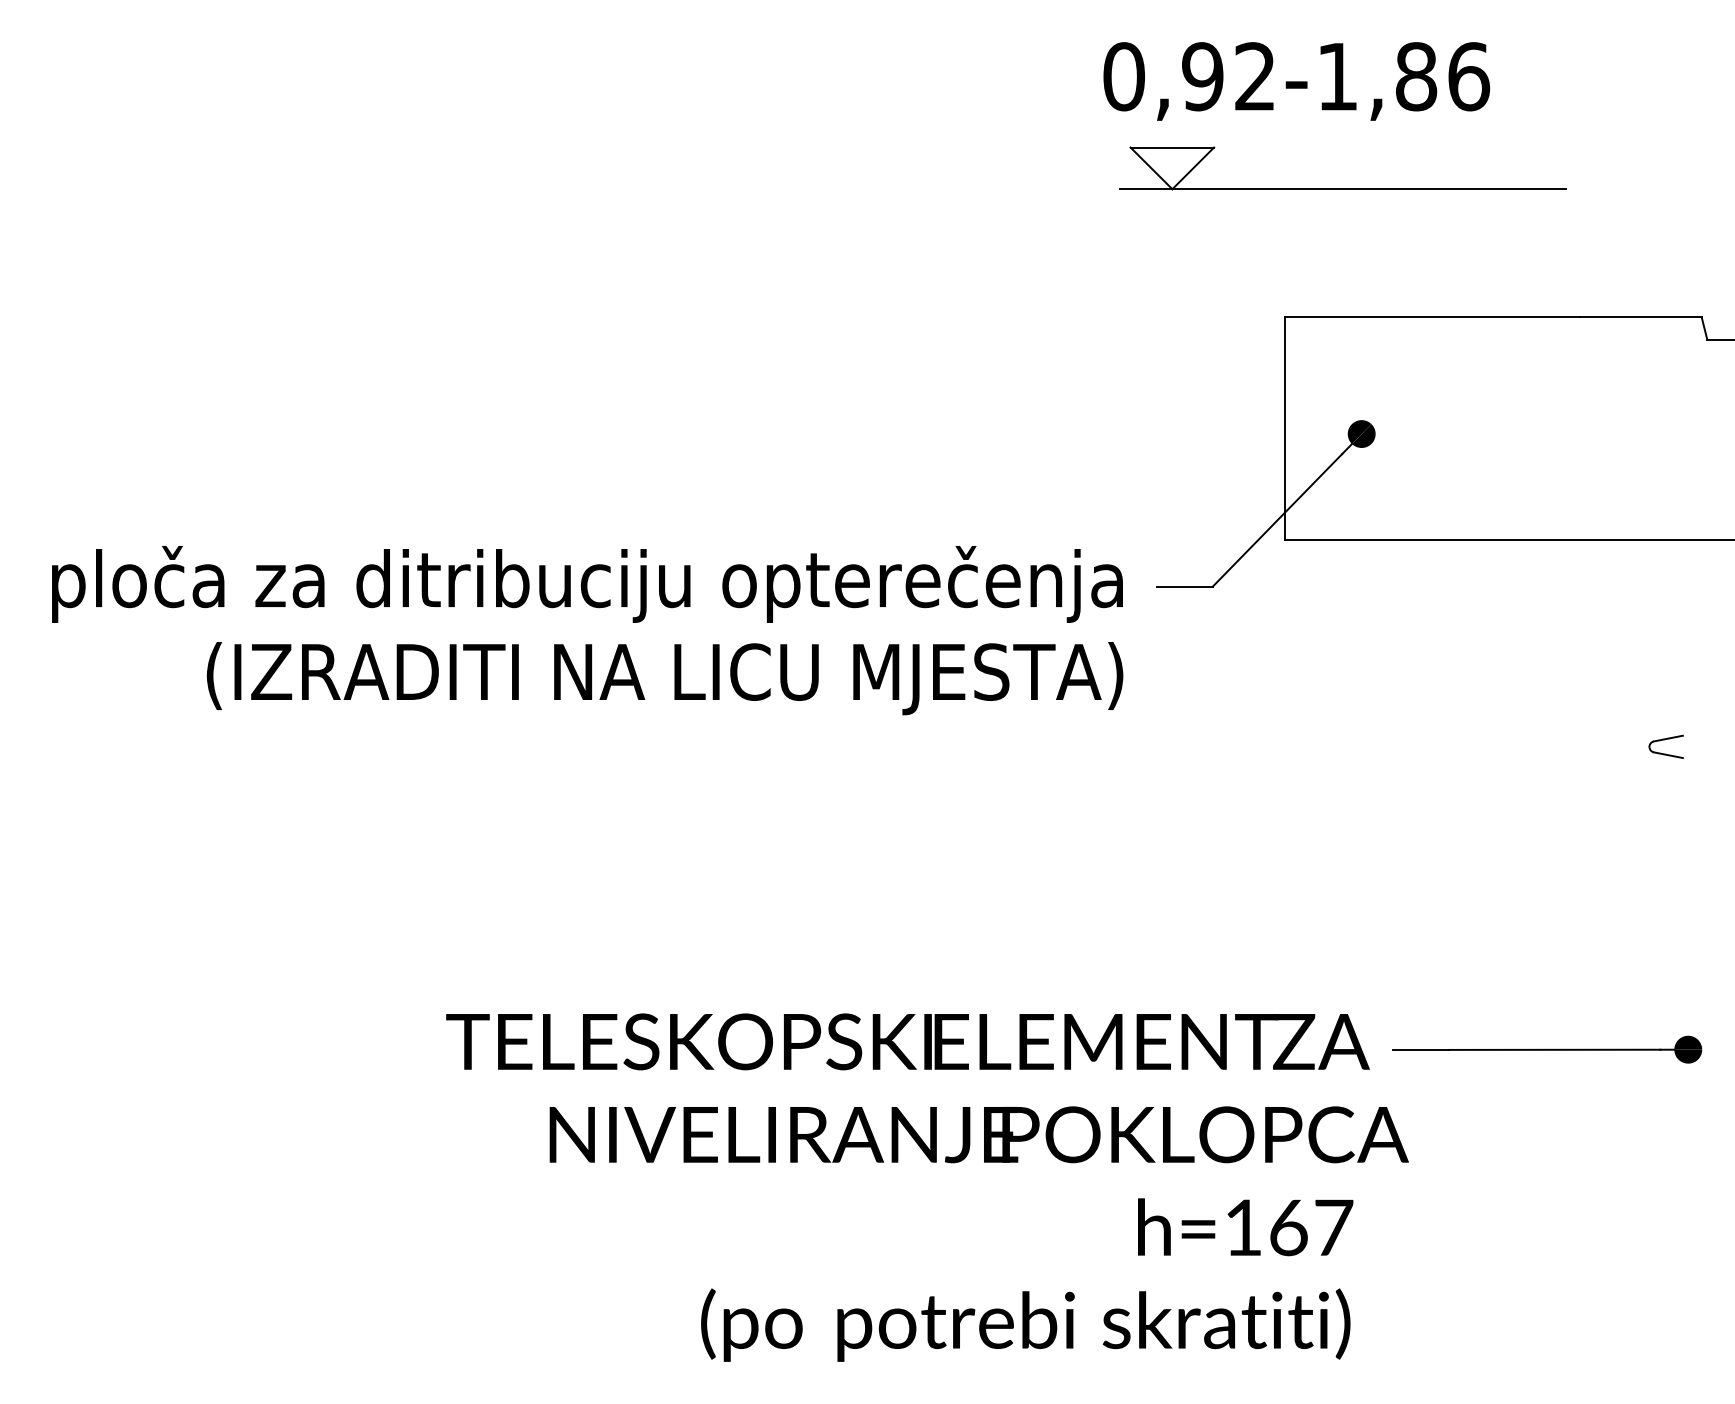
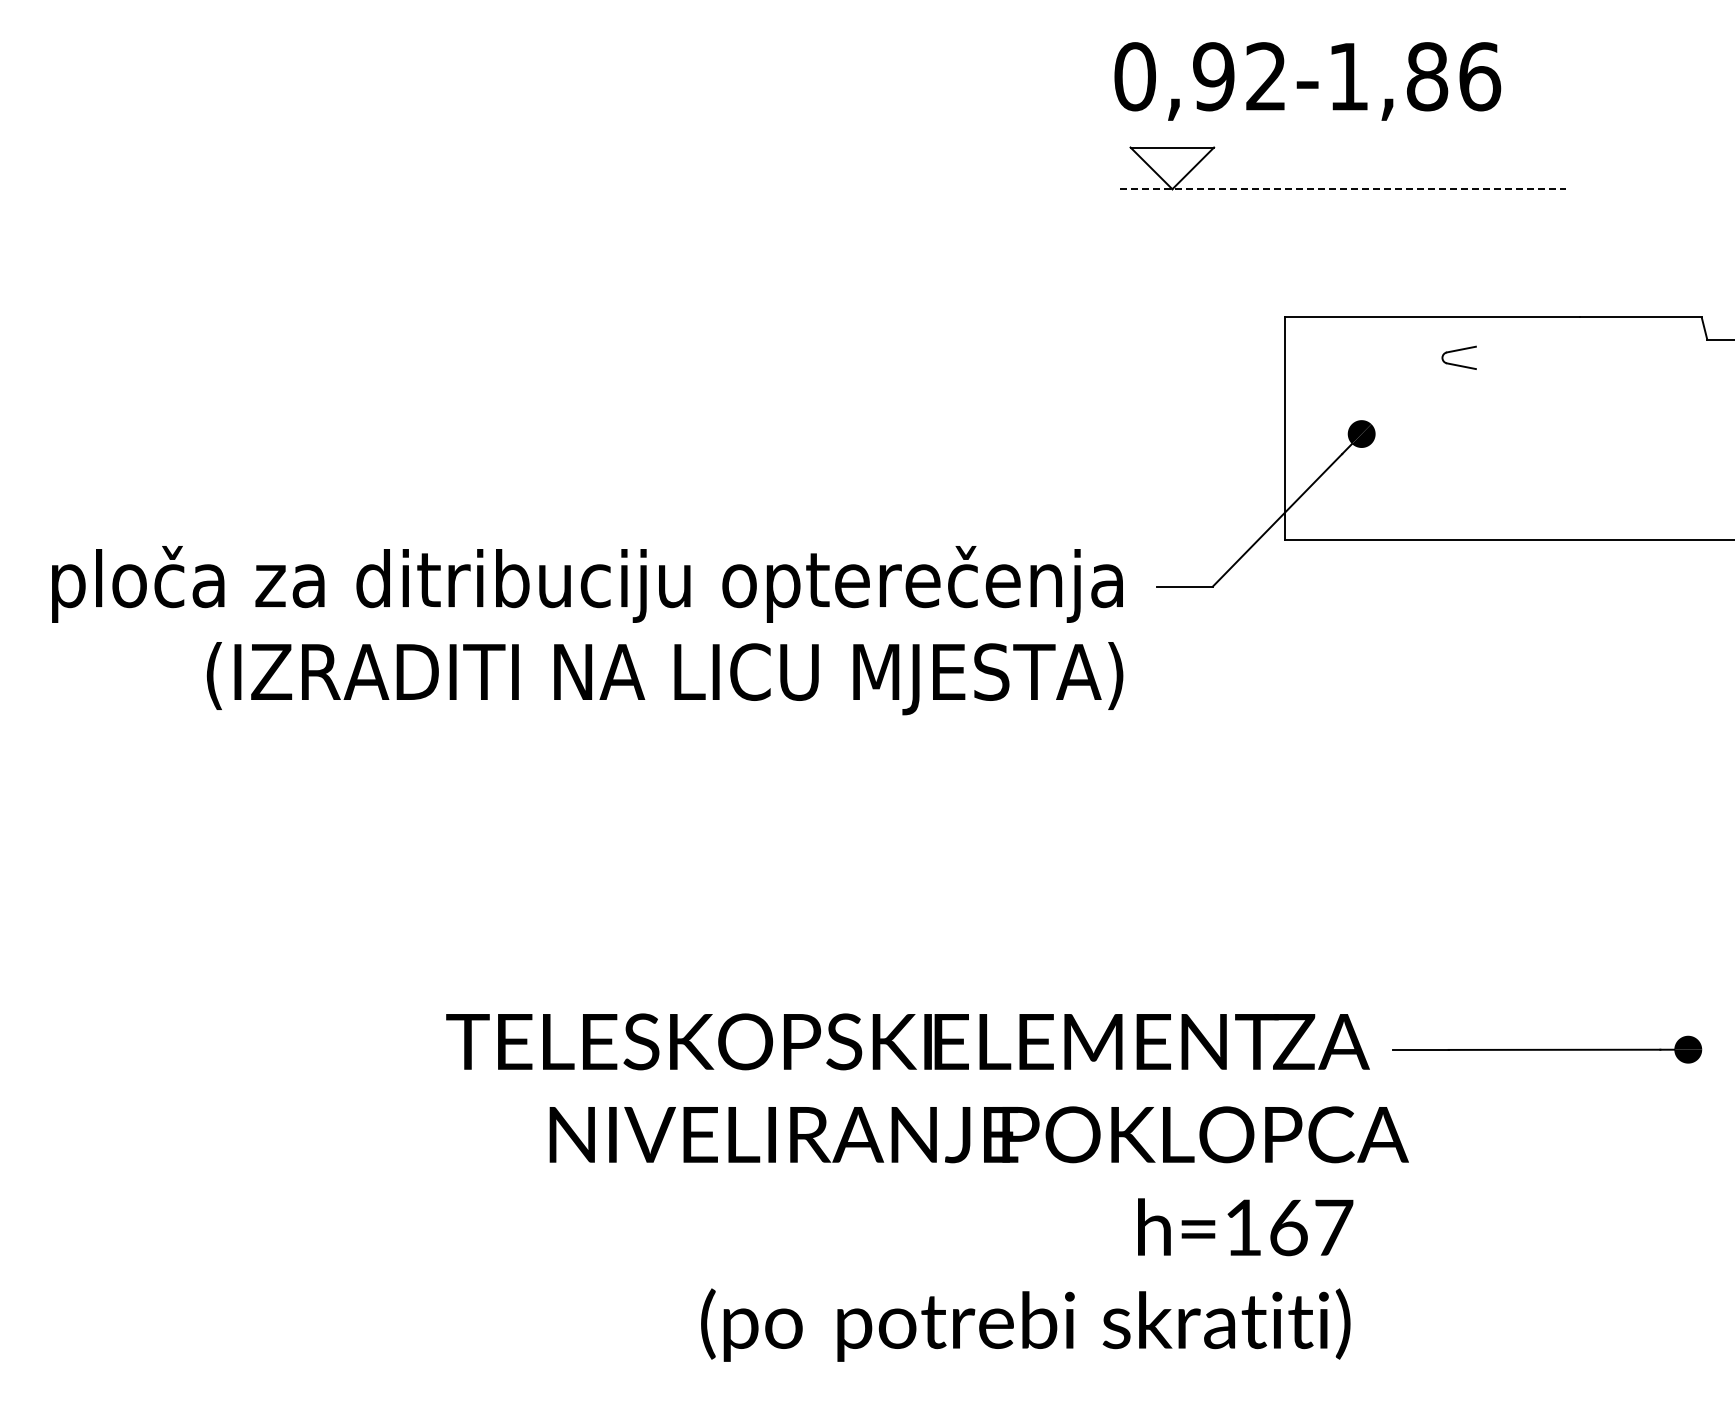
text position: (1296, 81) -> (1307, 81) (1307, 81)
line: solid -> dashed (1343, 189)
part position: (1665, 746) -> (1458, 357) (1458, 357)
